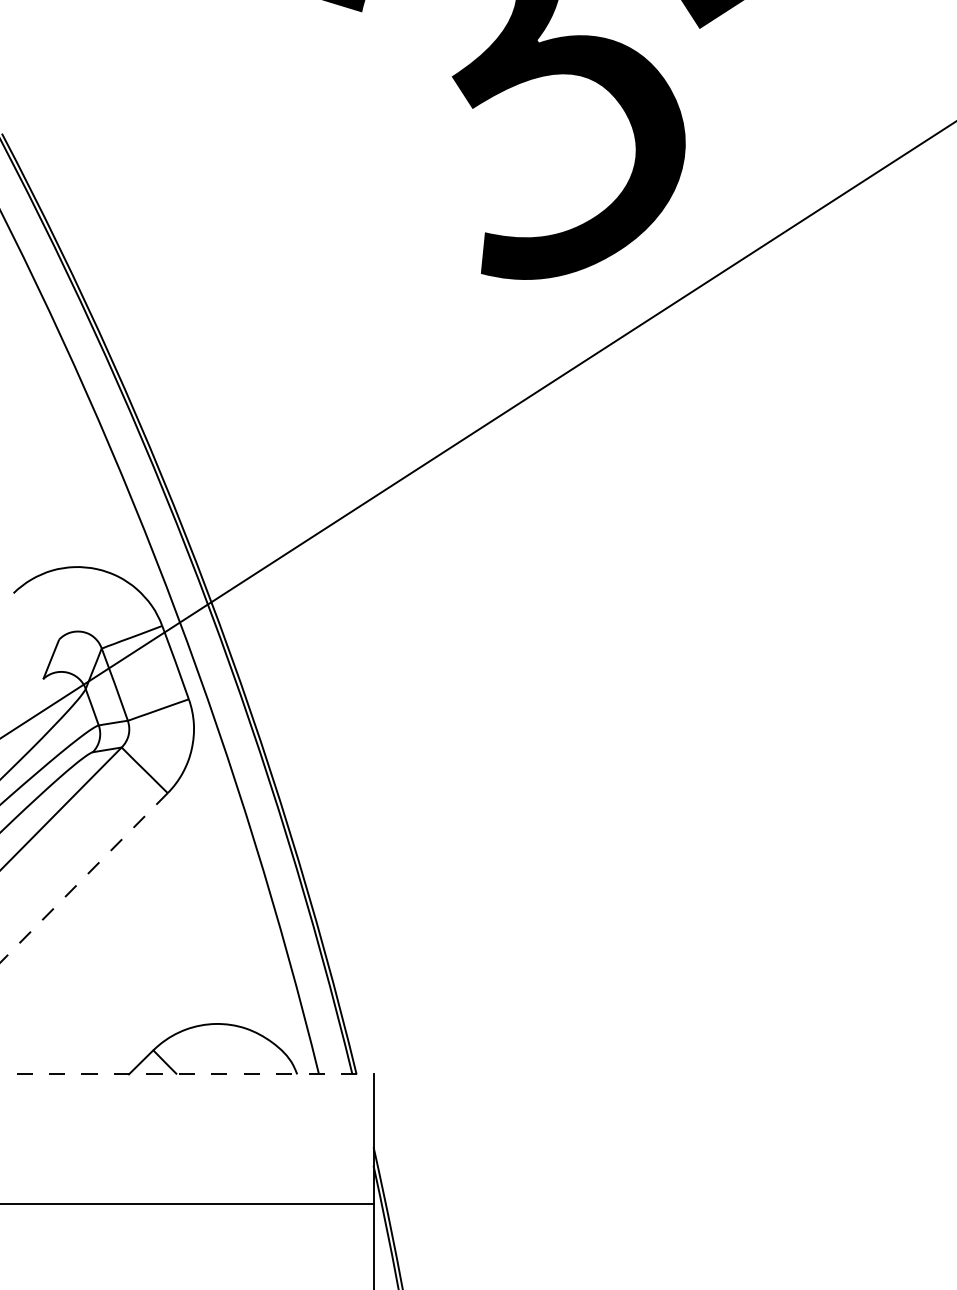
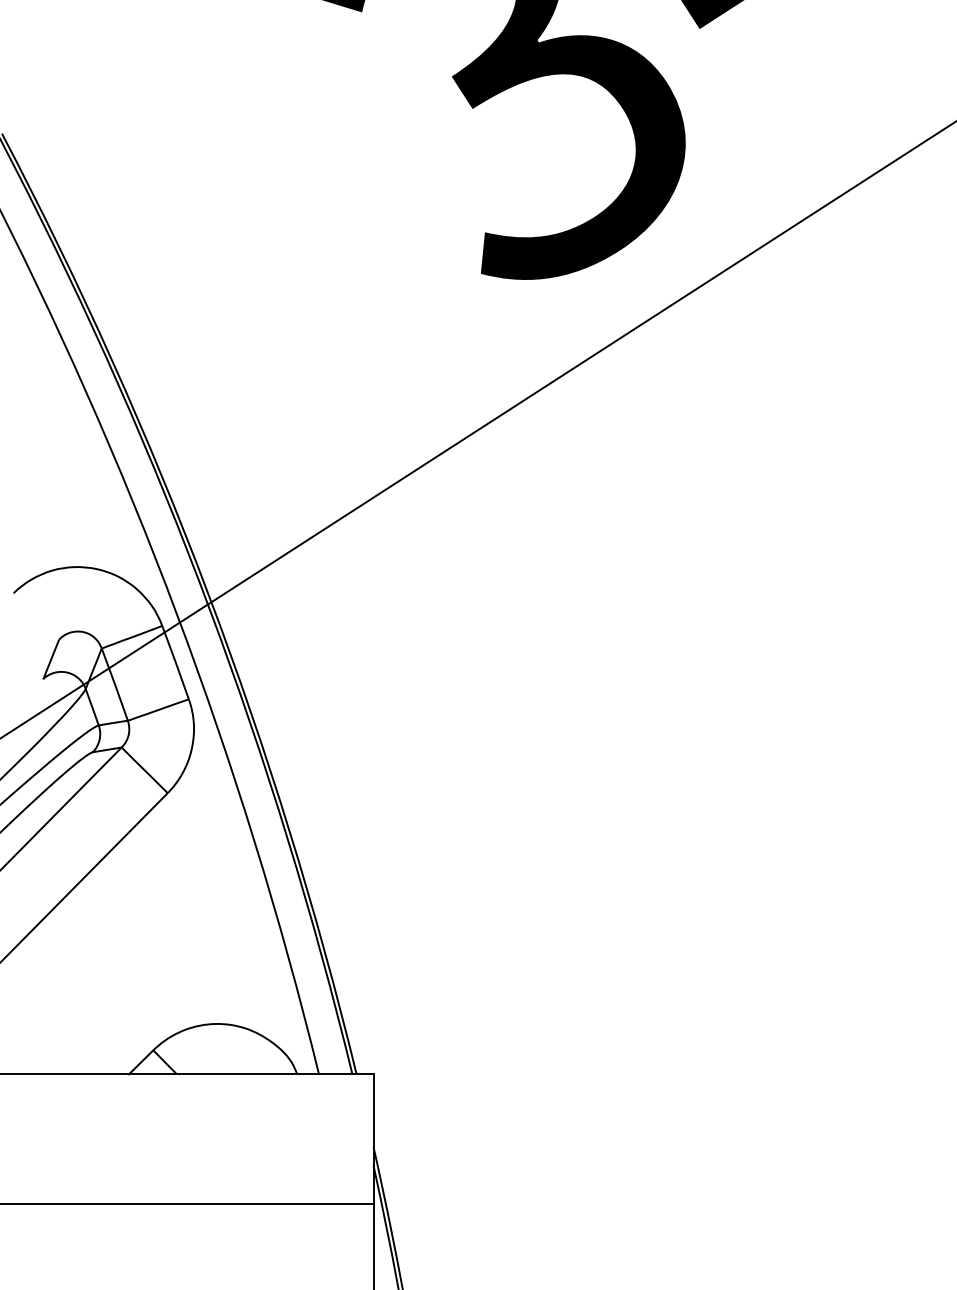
line: dashed -> solid (83, 878)
line: dashed -> solid (187, 1074)
